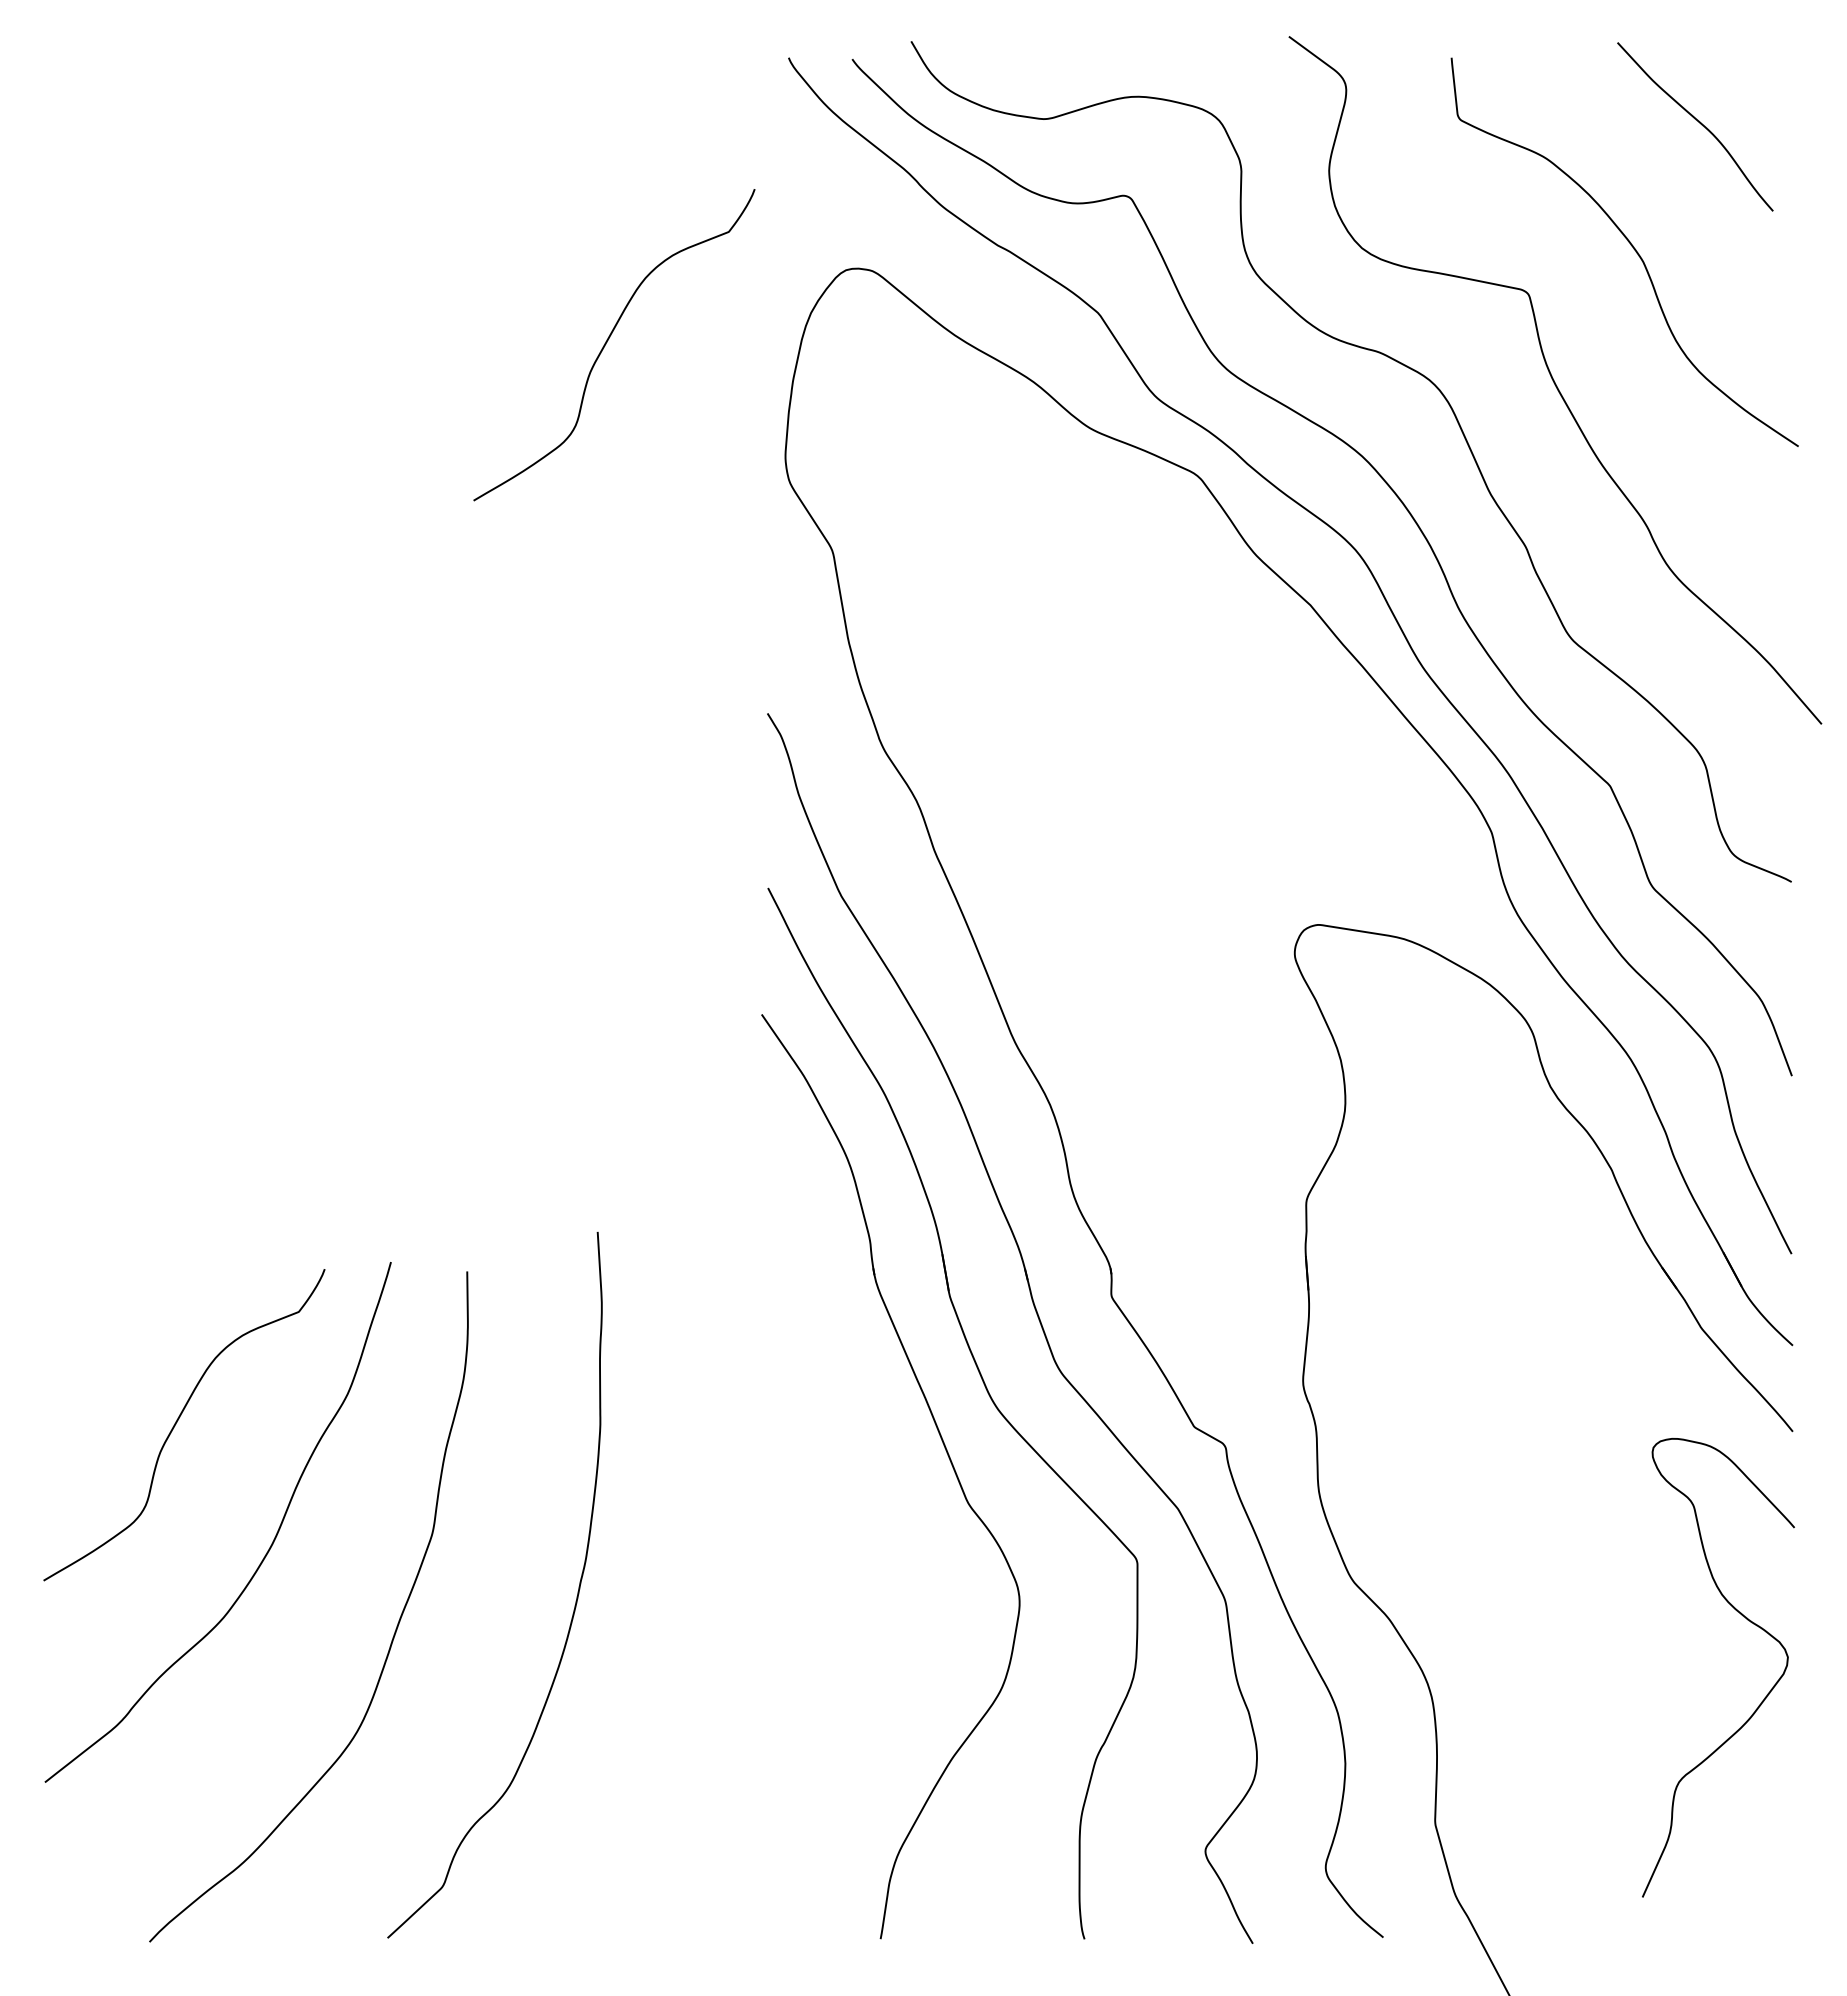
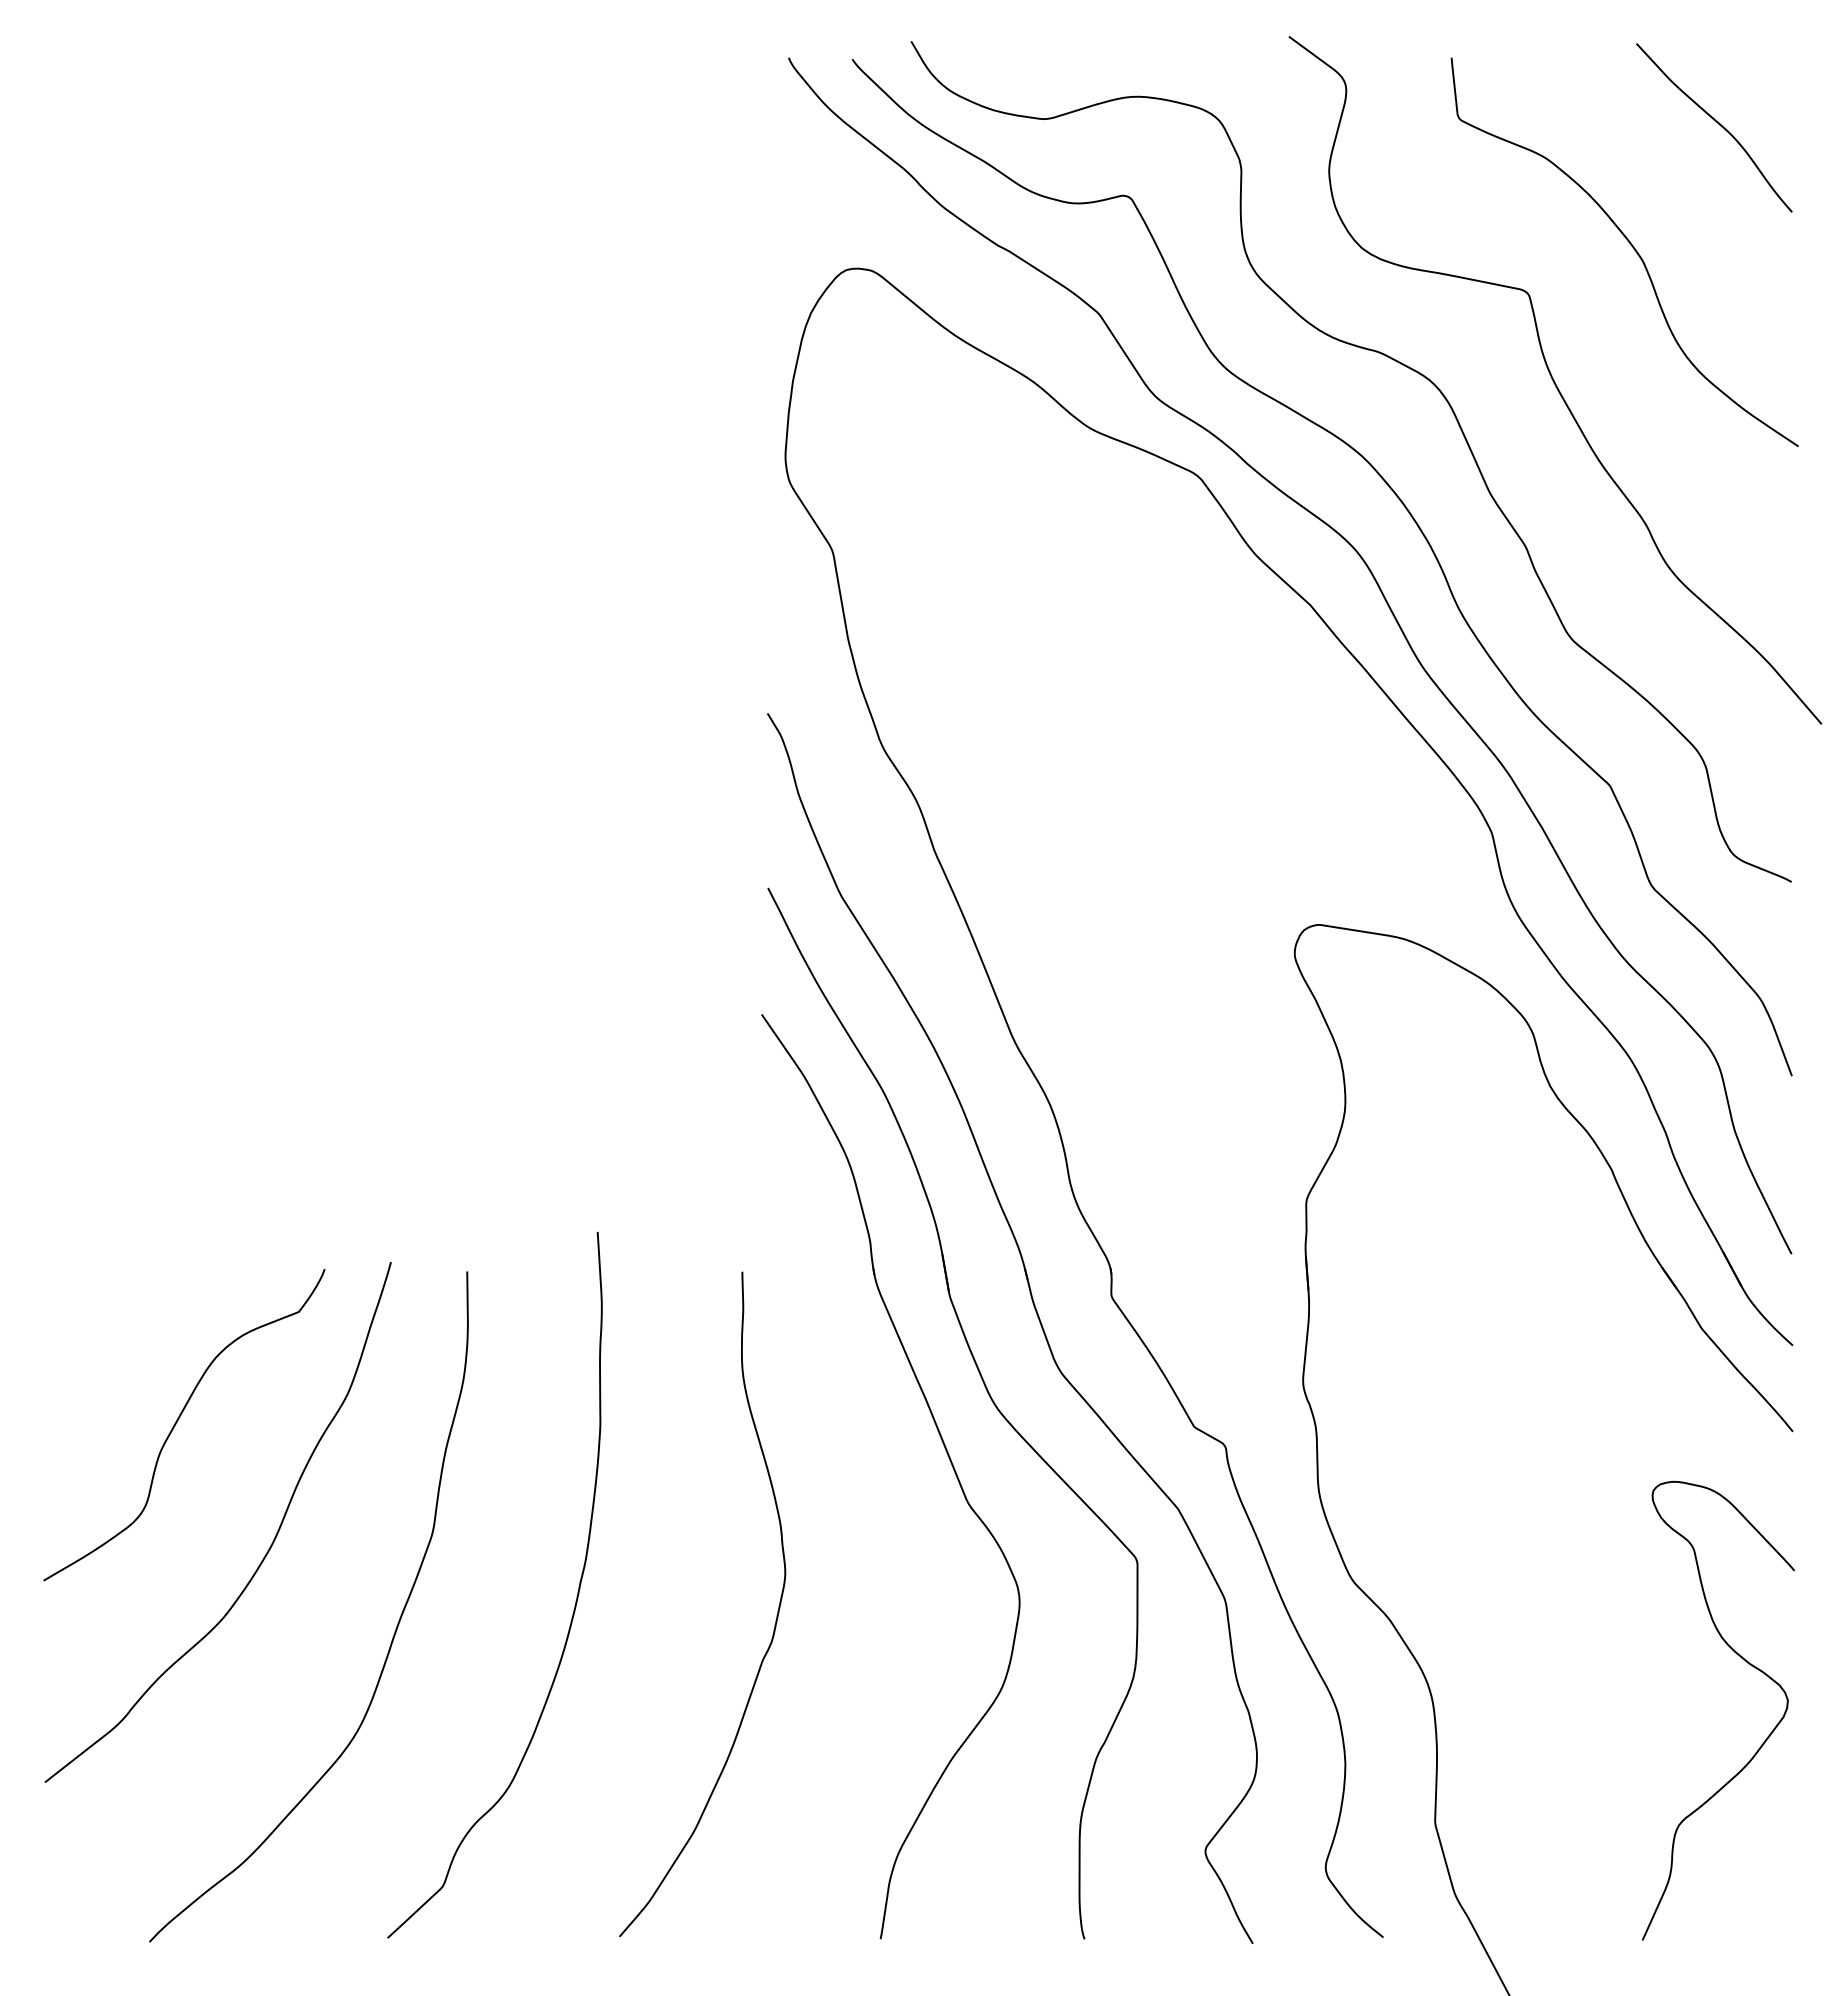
curve position: (1698, 122) -> (1717, 123) (1717, 123)
curve: present -> none (607, 342)
curve: none -> present (775, 1620)
curve position: (1761, 1701) -> (1761, 1744) (1761, 1744)
